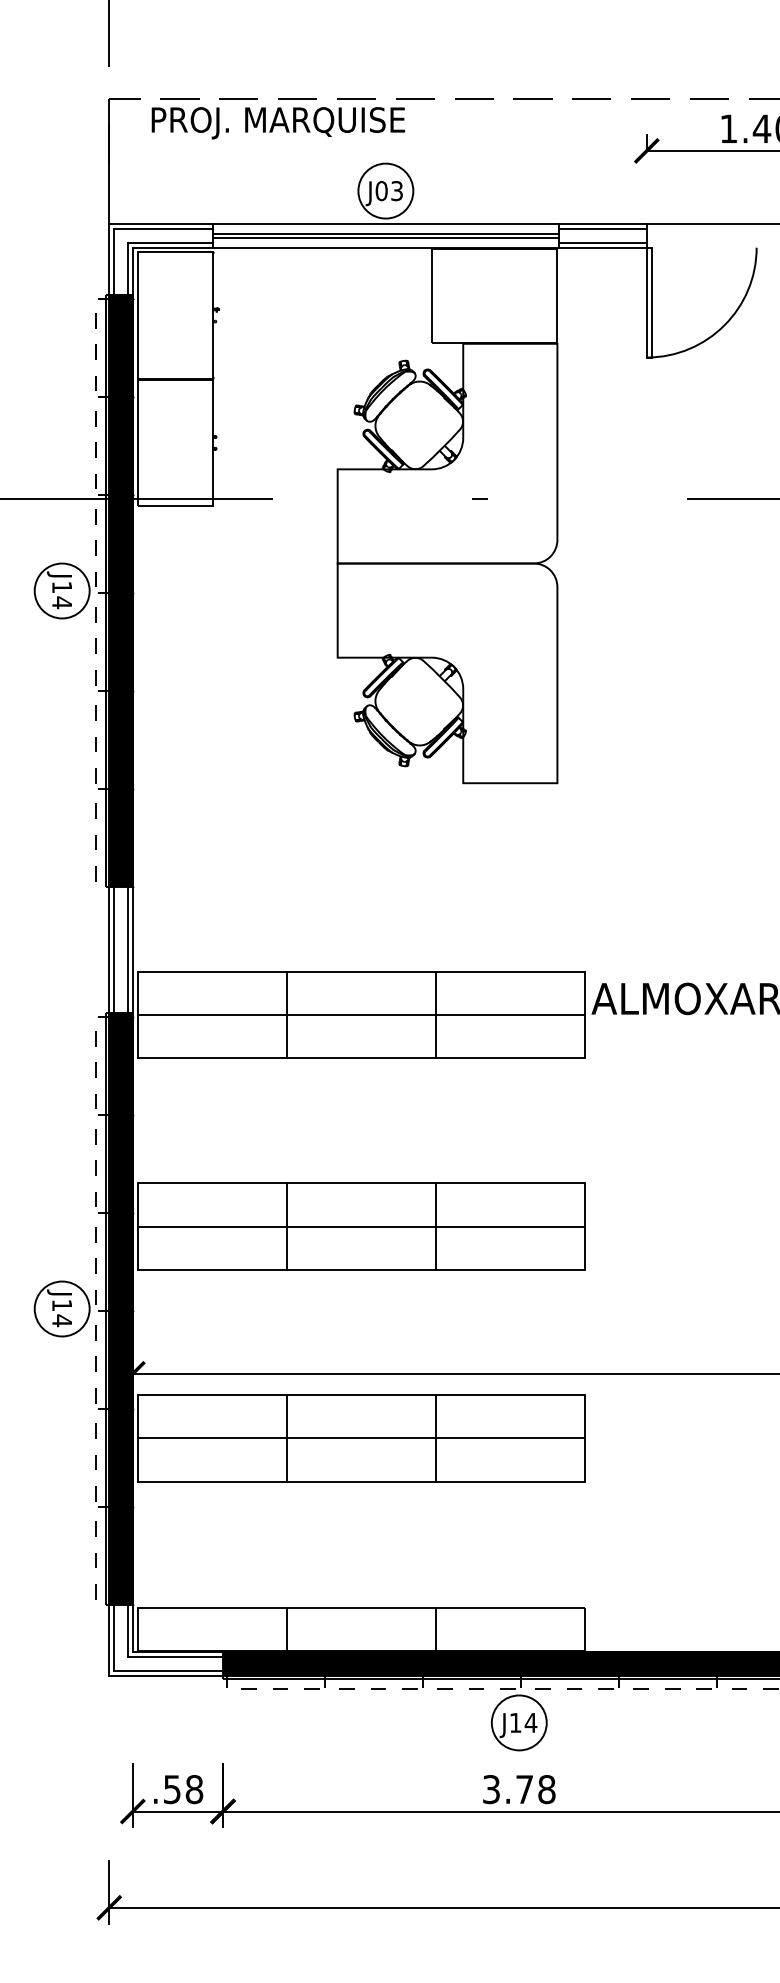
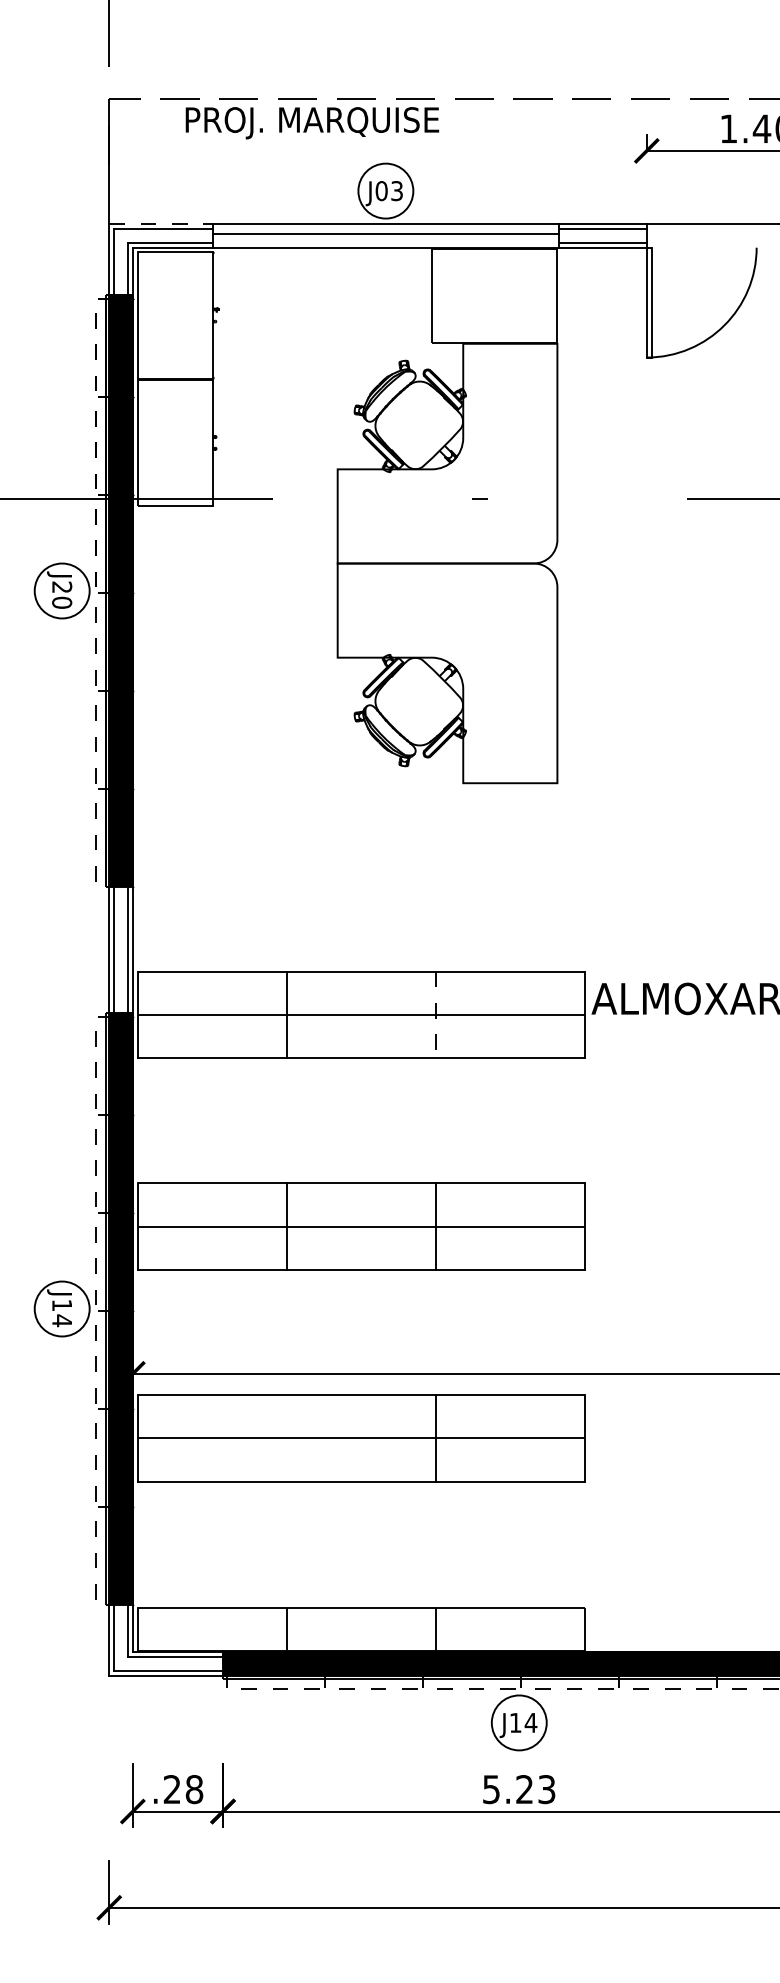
text position: (278, 123) -> (312, 123) (312, 123)
line: solid -> dashed (161, 224)
line: present -> none (385, 238)
text: J14 -> J20 (62, 595)
line: solid -> dashed (435, 1015)
line: present -> none (286, 1438)
text: .58 -> .28 (171, 1789)
text: 3.78 -> 5.23 (519, 1789)
